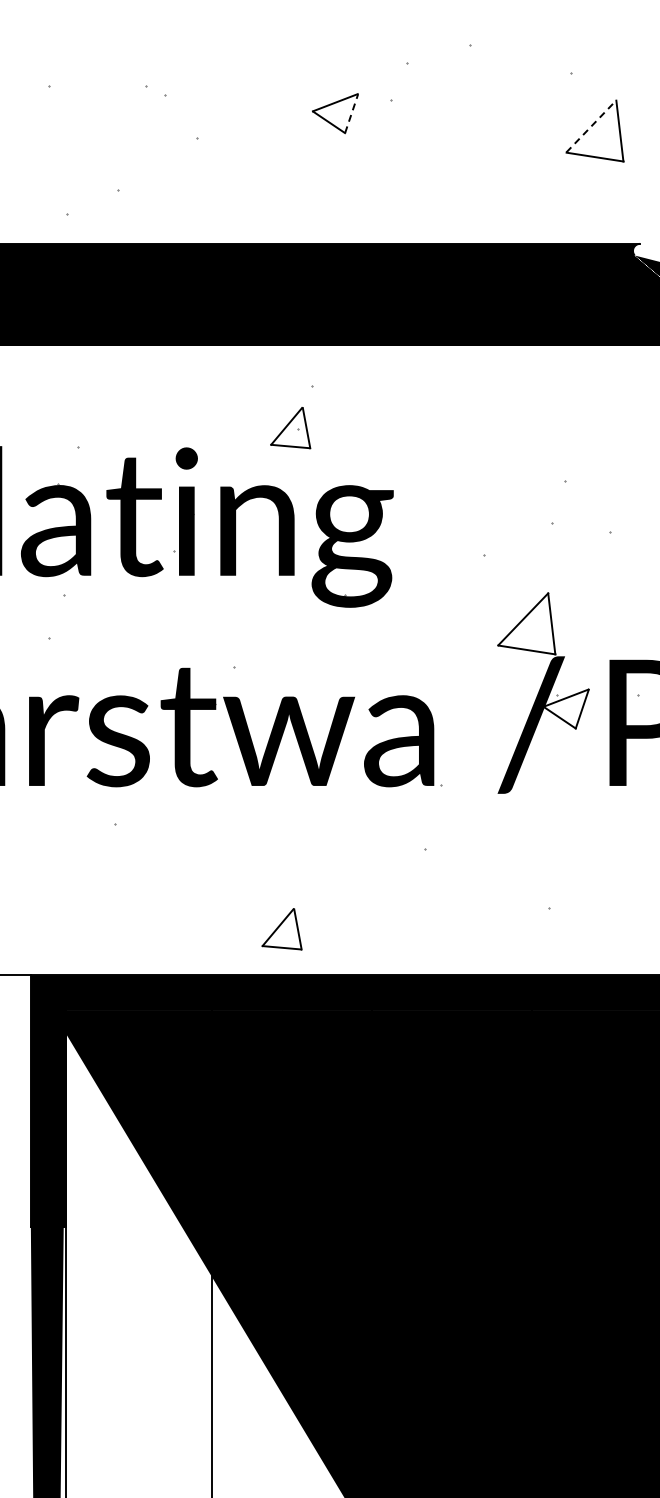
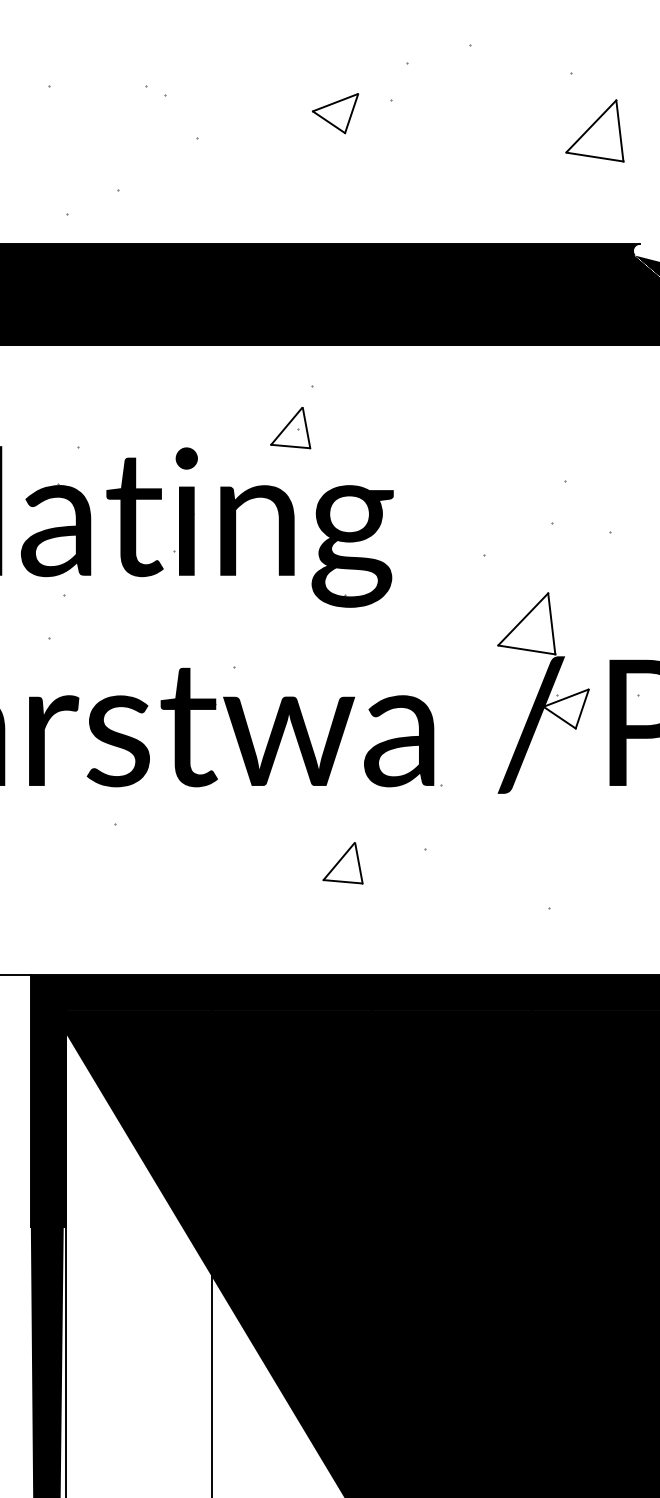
line: dashed -> solid (351, 113)
line: dashed -> solid (591, 126)
part position: (281, 929) -> (342, 863) (342, 863)
